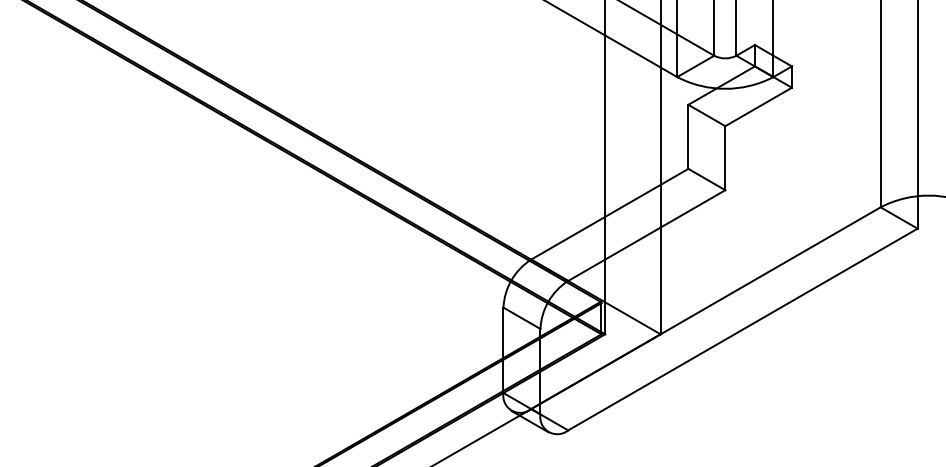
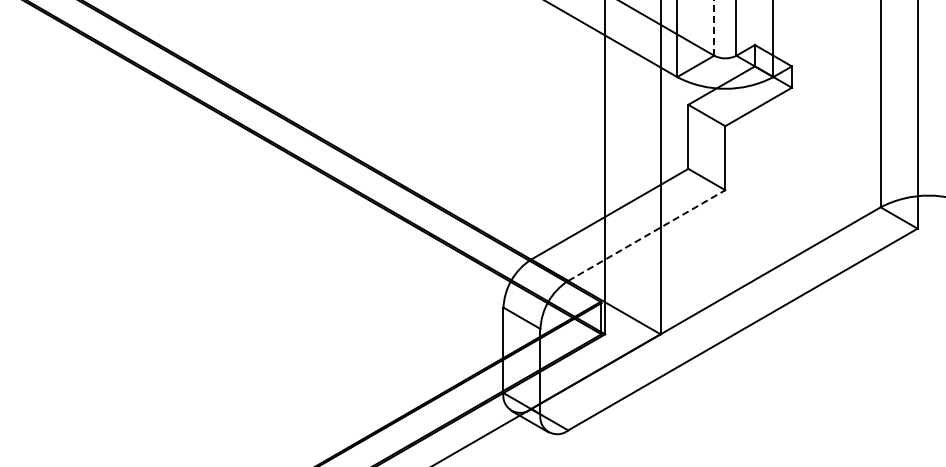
line: solid -> dashed (714, 27)
line: solid -> dashed (646, 235)
